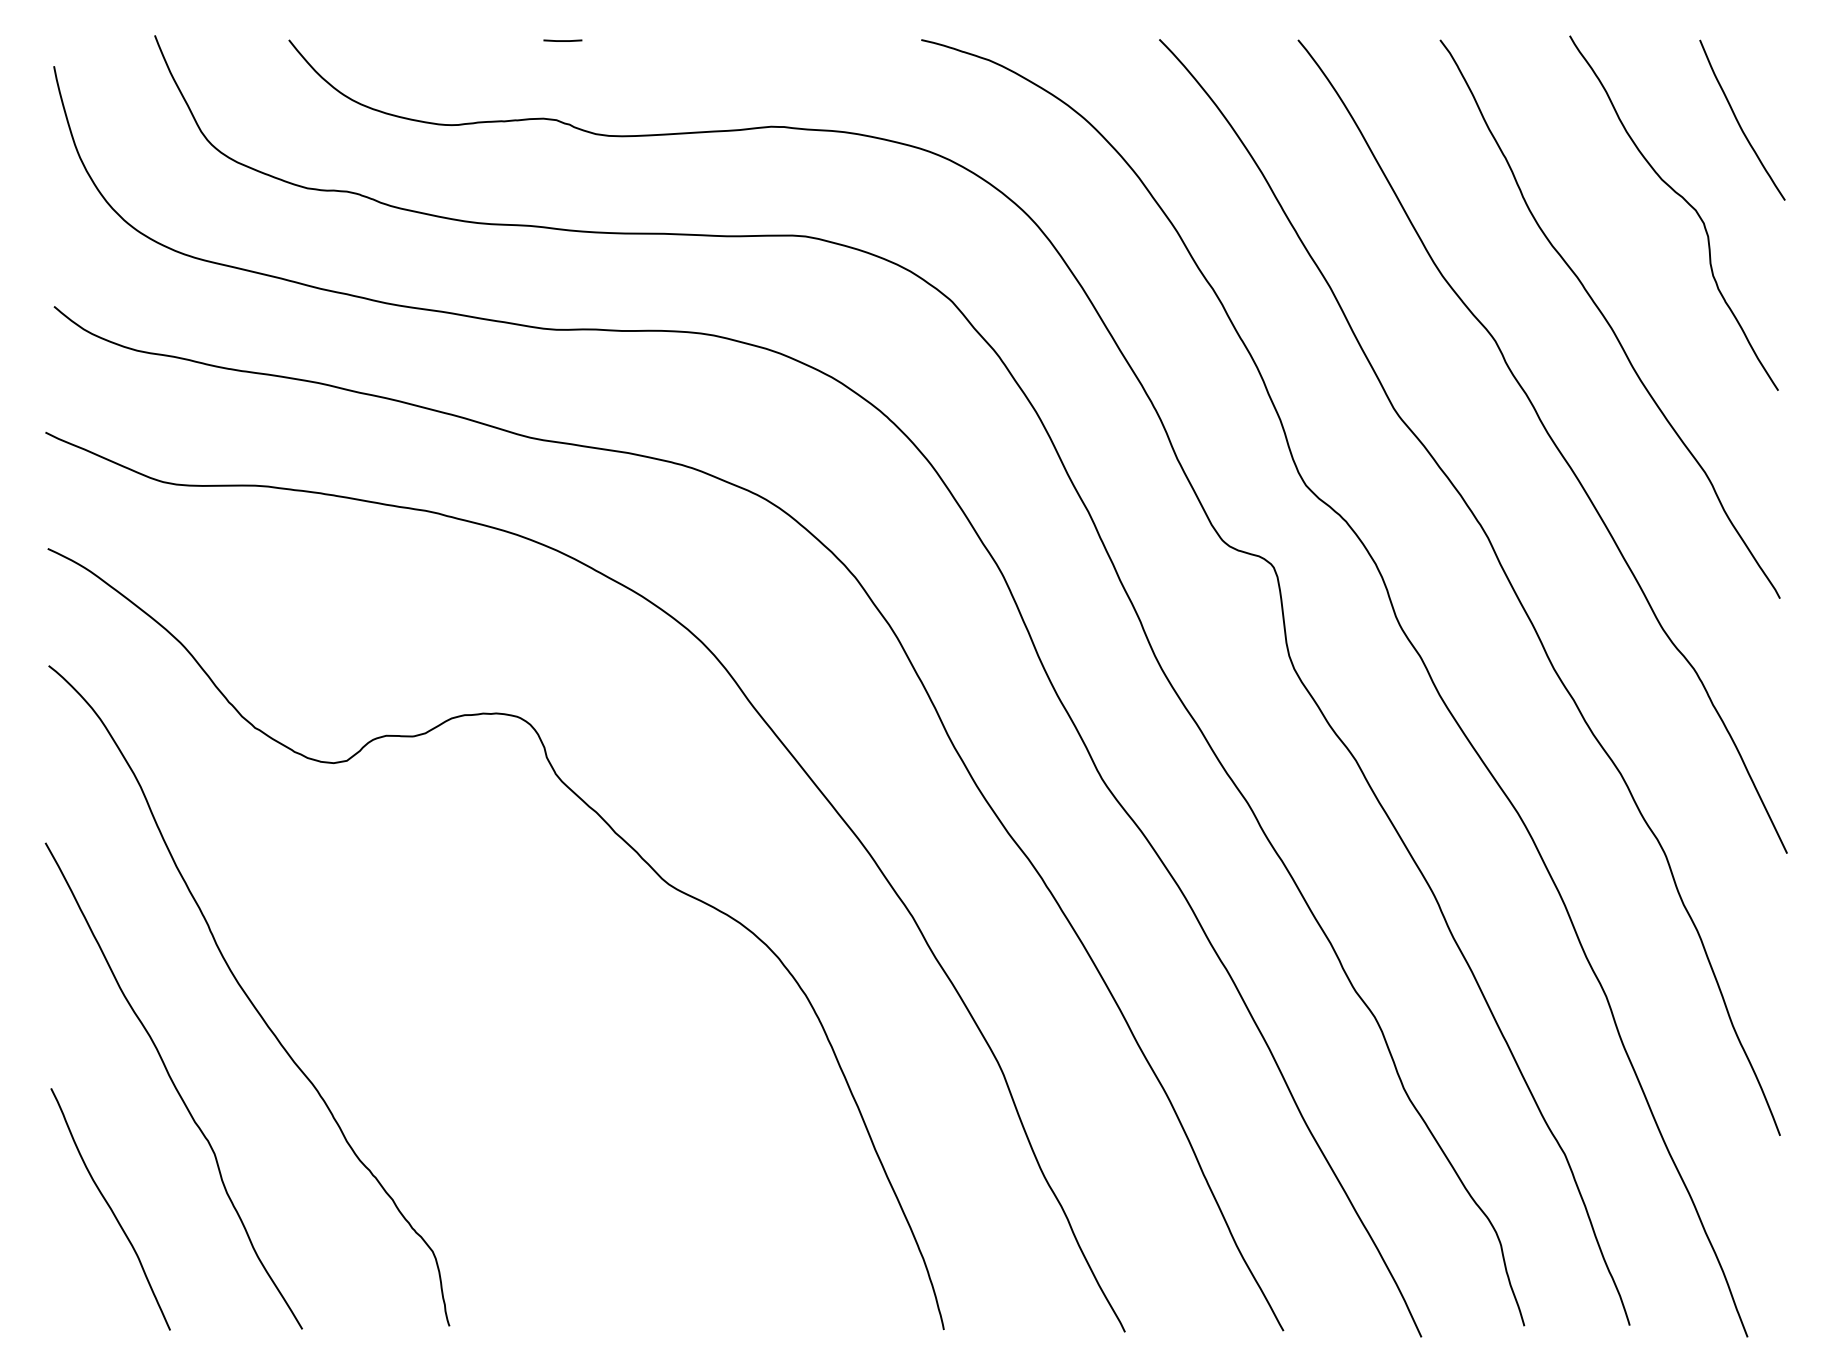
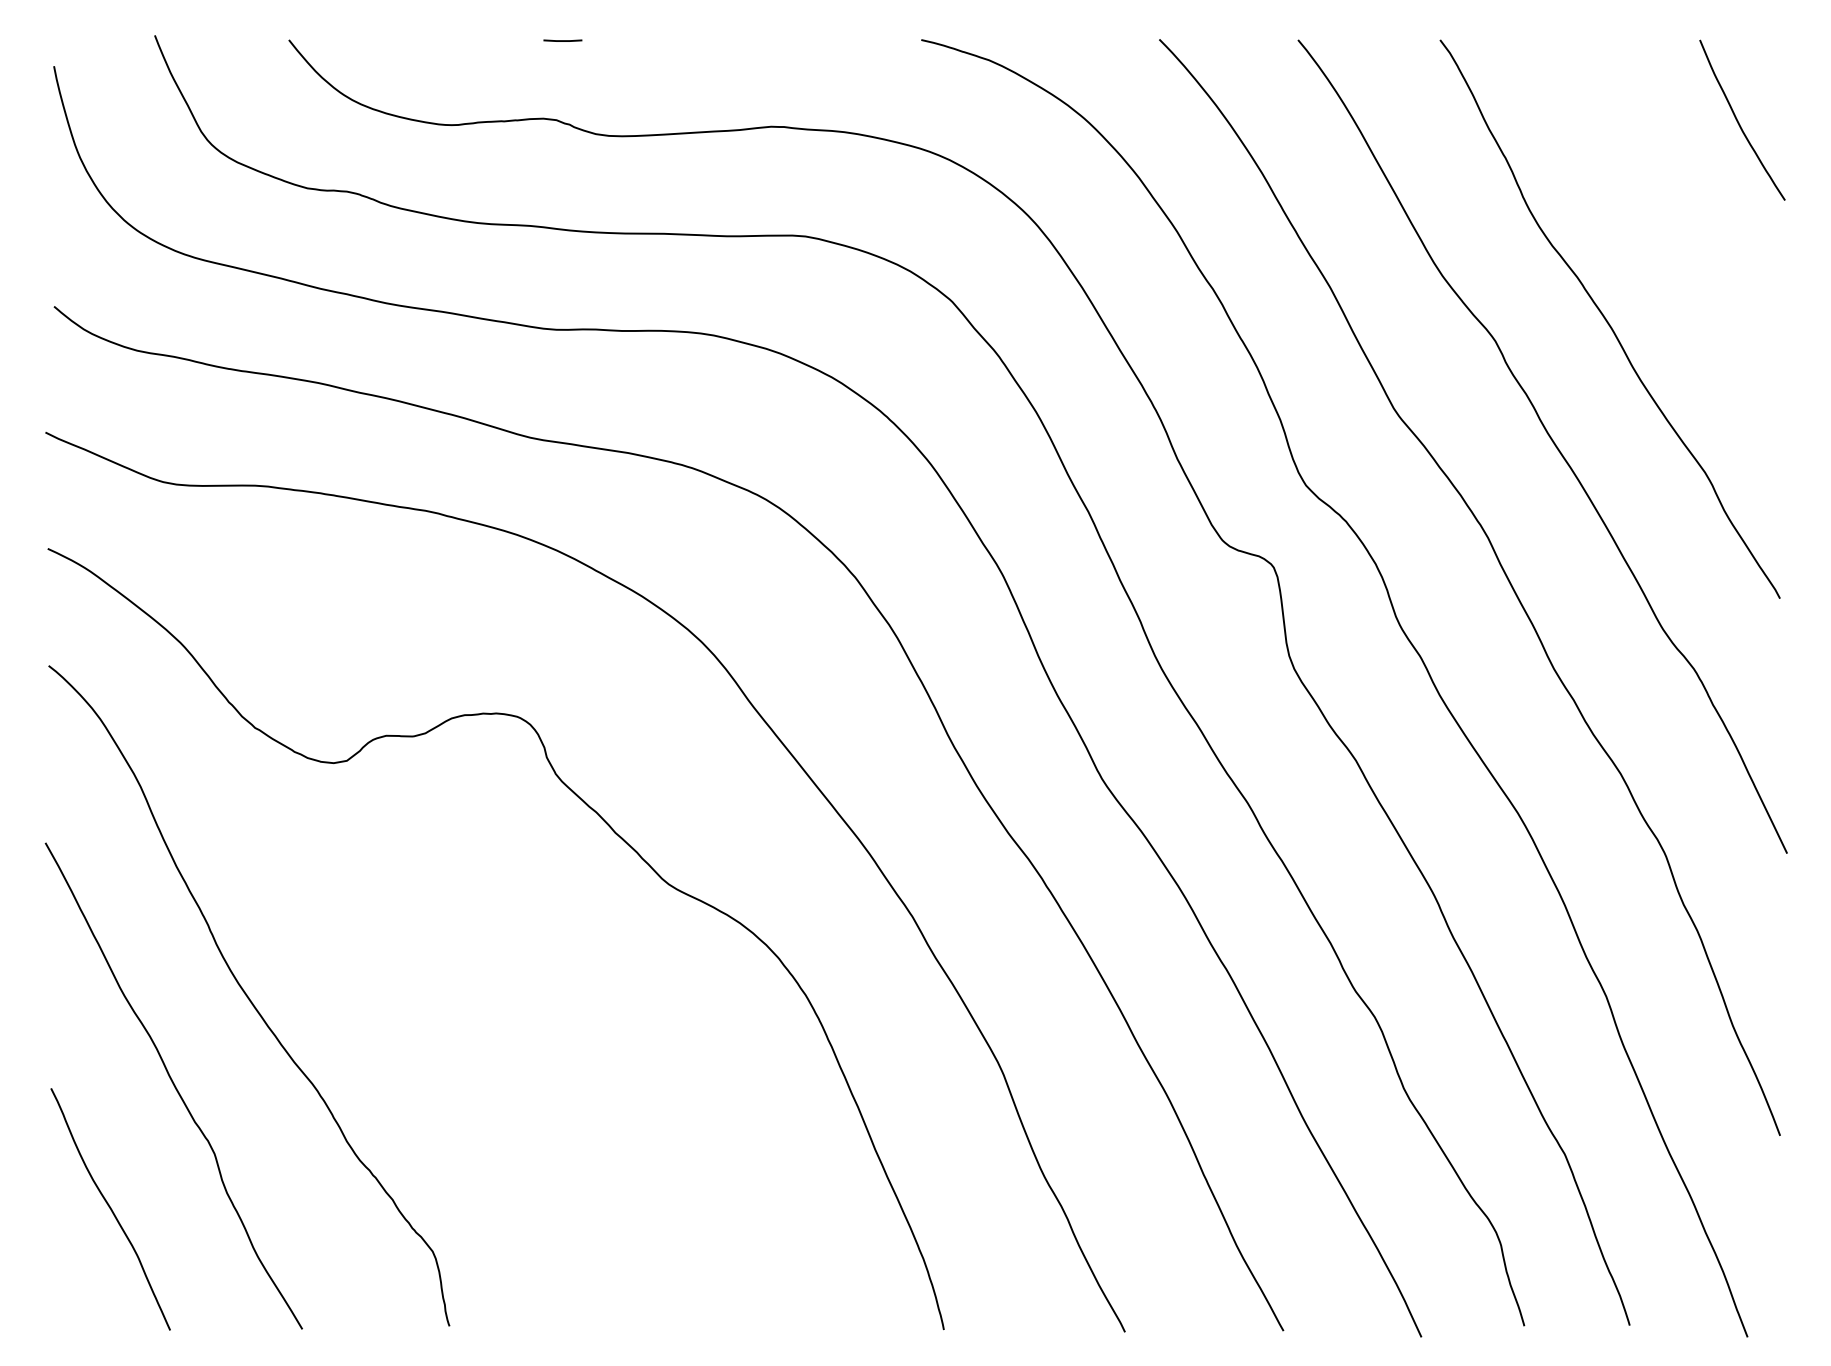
curve: present -> none (1684, 200)
